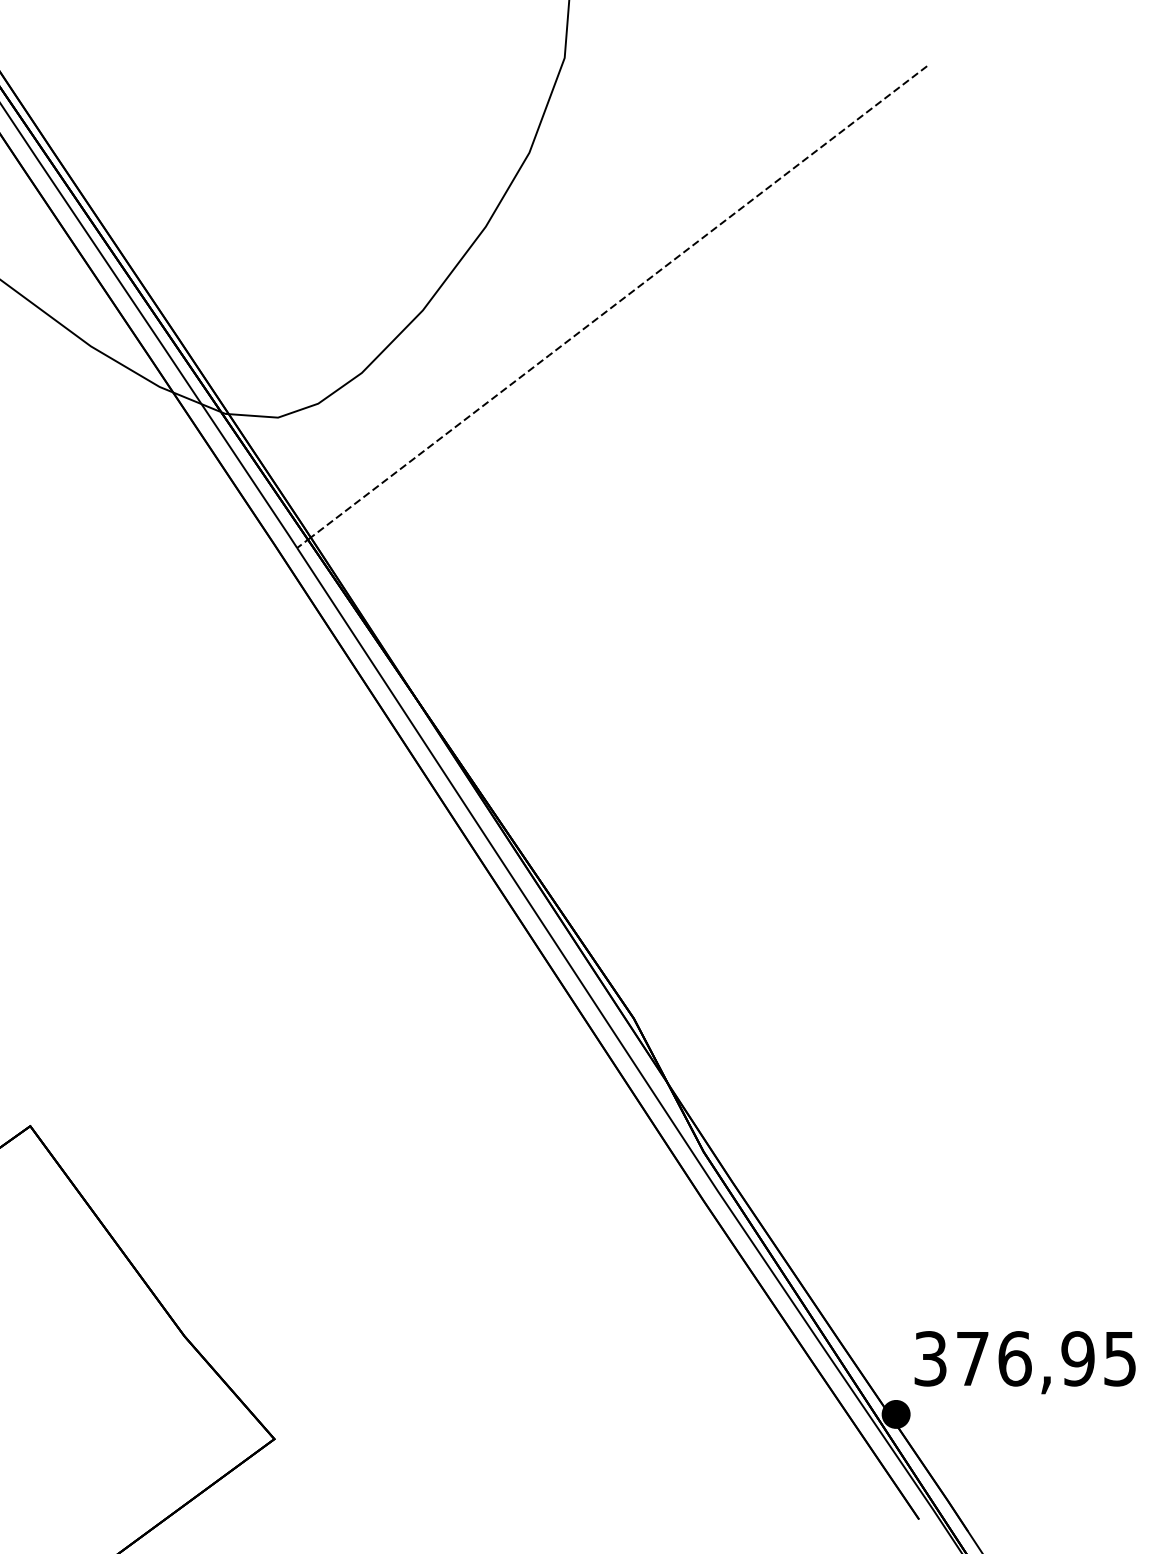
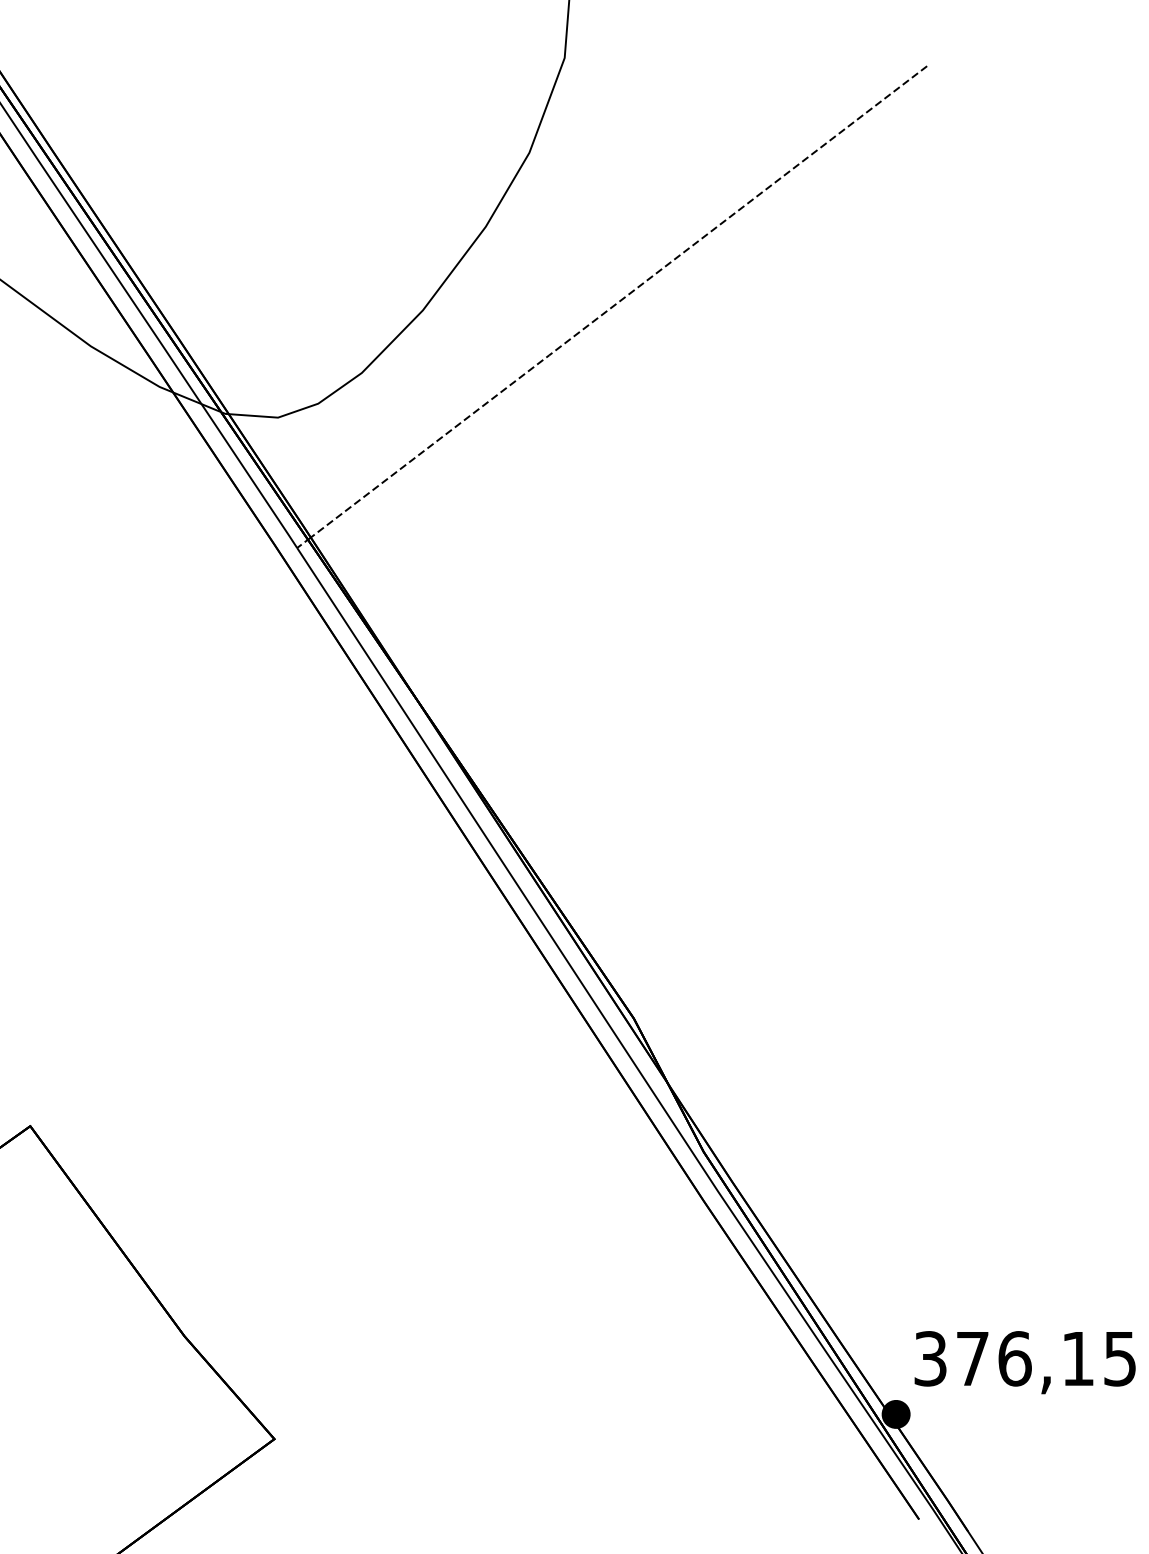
text: 376,95 -> 376,15 (1077, 1358)
